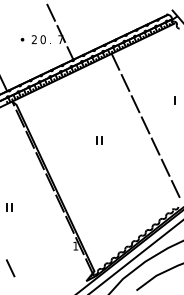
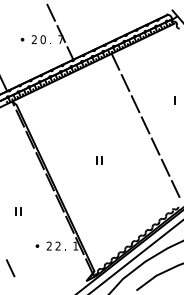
part position: (99, 140) -> (99, 160) (99, 160)
part position: (9, 207) -> (18, 211) (18, 211)
part: none -> present (50, 245)
